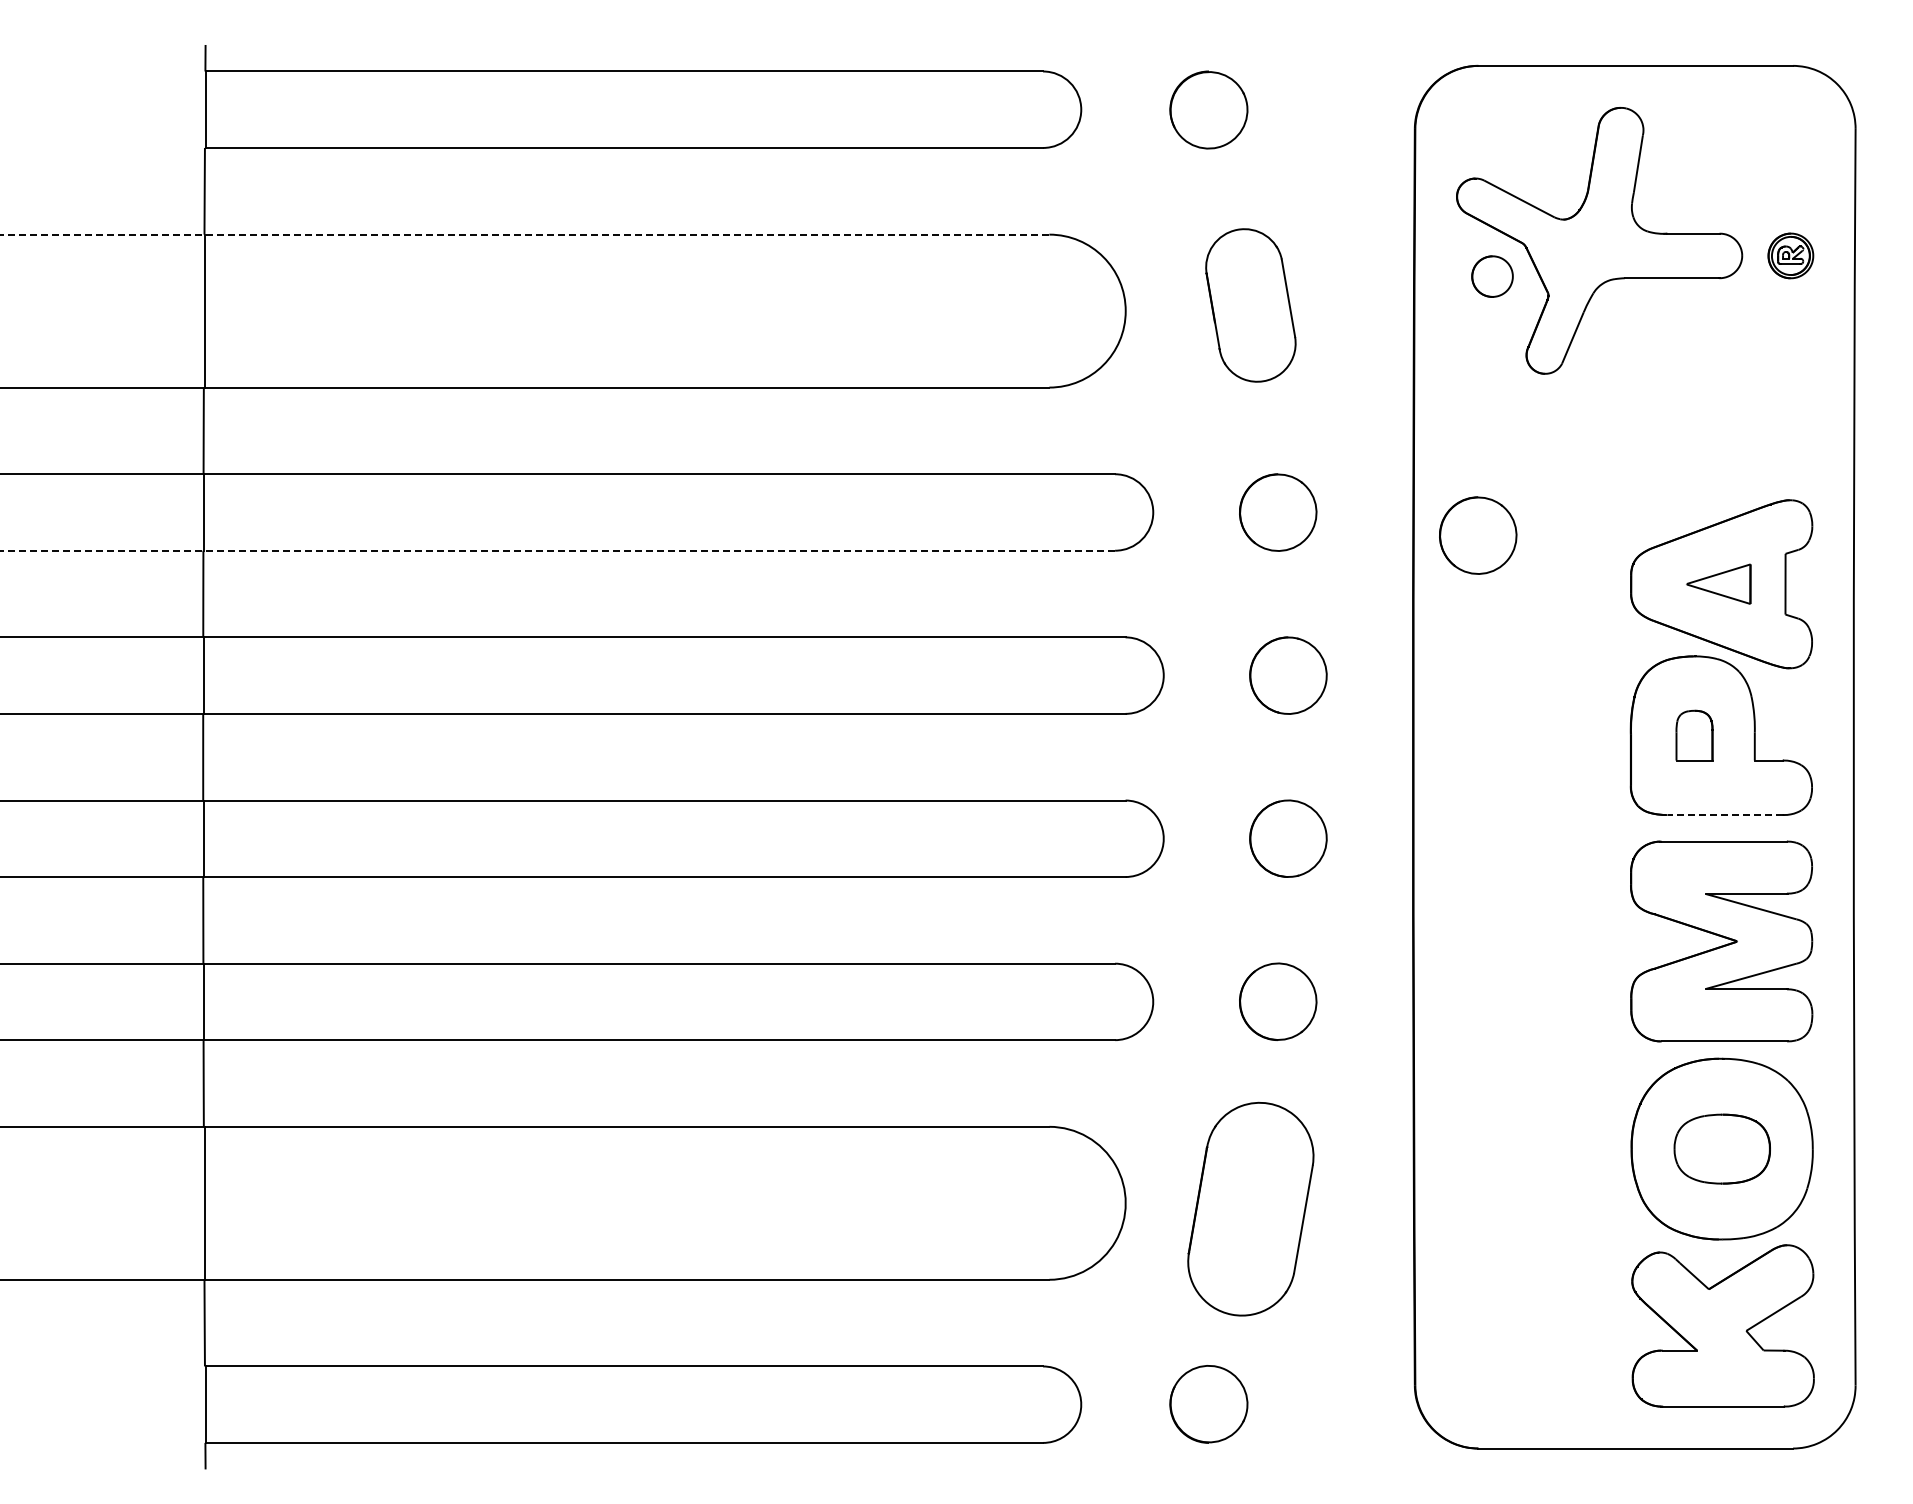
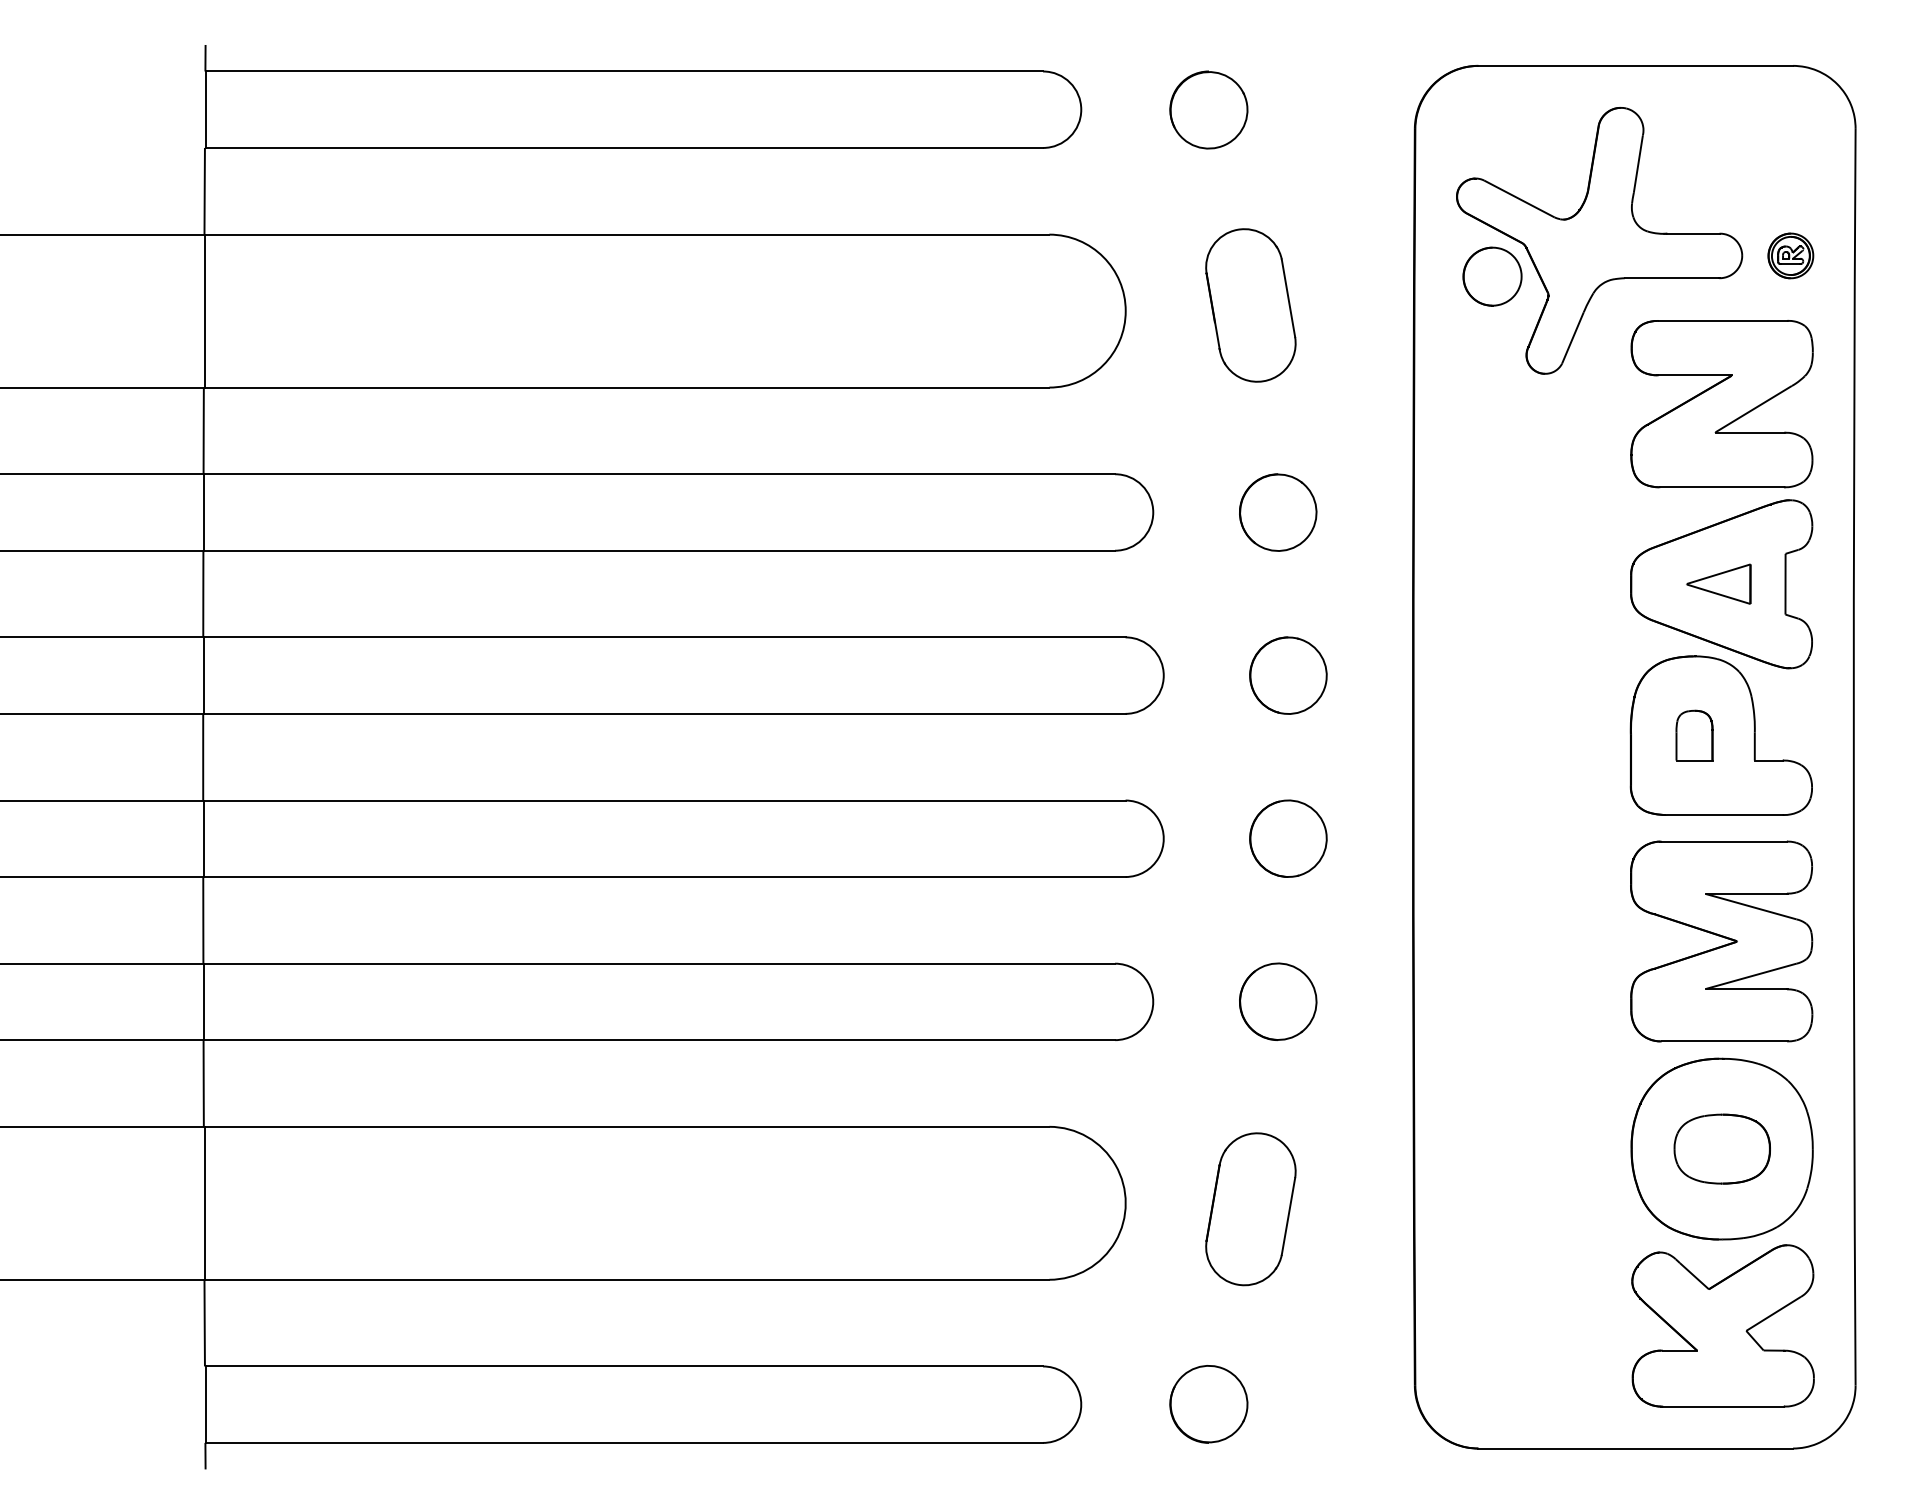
line: dashed -> solid (525, 234)
part size: 43x43 px -> 61x61 px (1492, 276)
part: none -> present (1721, 404)
part: present -> none (1478, 535)
line: dashed -> solid (557, 550)
line: dashed -> solid (1725, 814)
part size: 128x216 px -> 92x155 px (1250, 1209)
